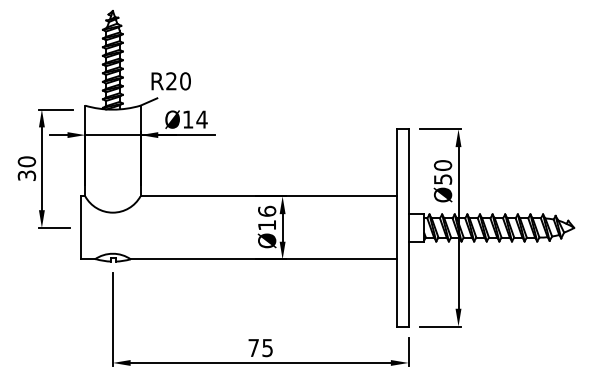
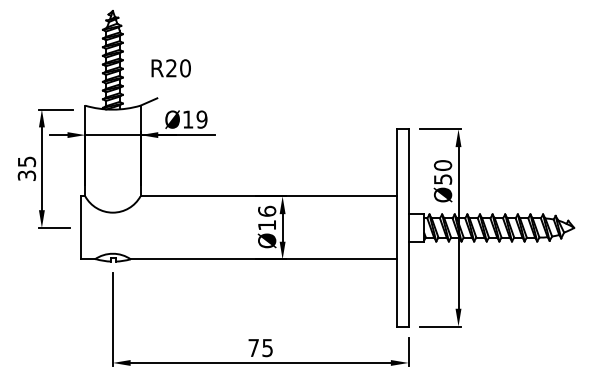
text position: (170, 81) -> (170, 68) (170, 68)
text: Ø14 -> Ø19 (201, 119)
text: 30 -> 35 (26, 161)
